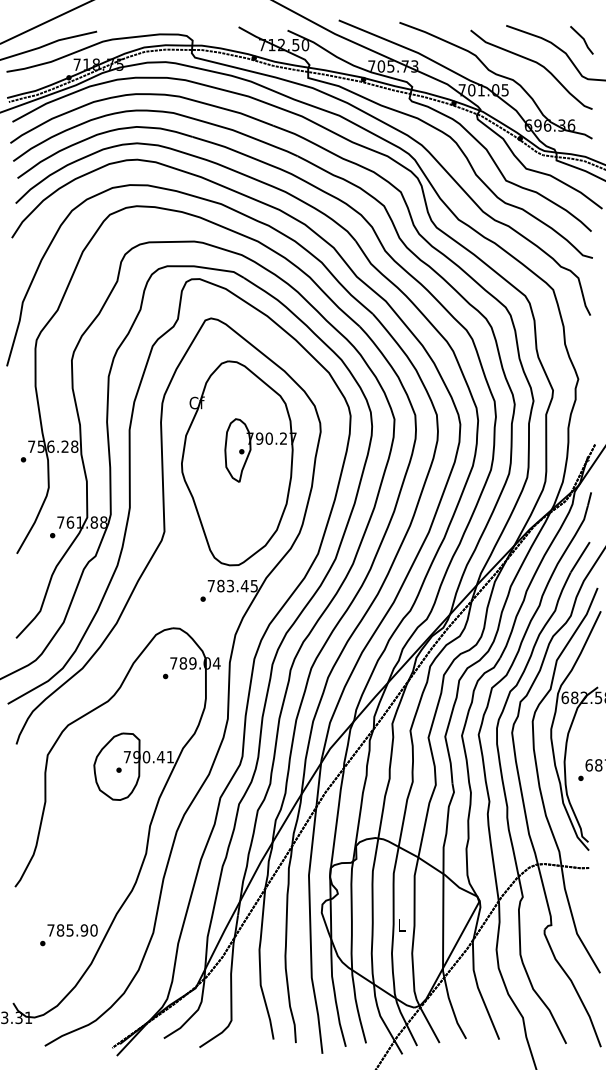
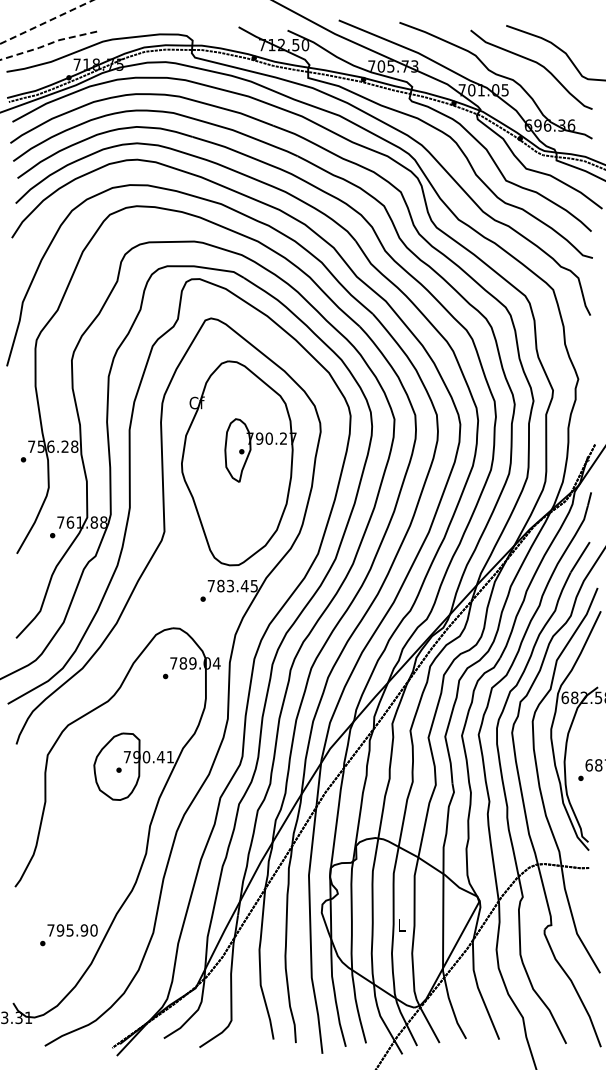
line: solid -> dashed (46, 22)
line: present -> none (582, 39)
line: solid -> dashed (48, 44)
text: 785.90 -> 795.90 (60, 930)
